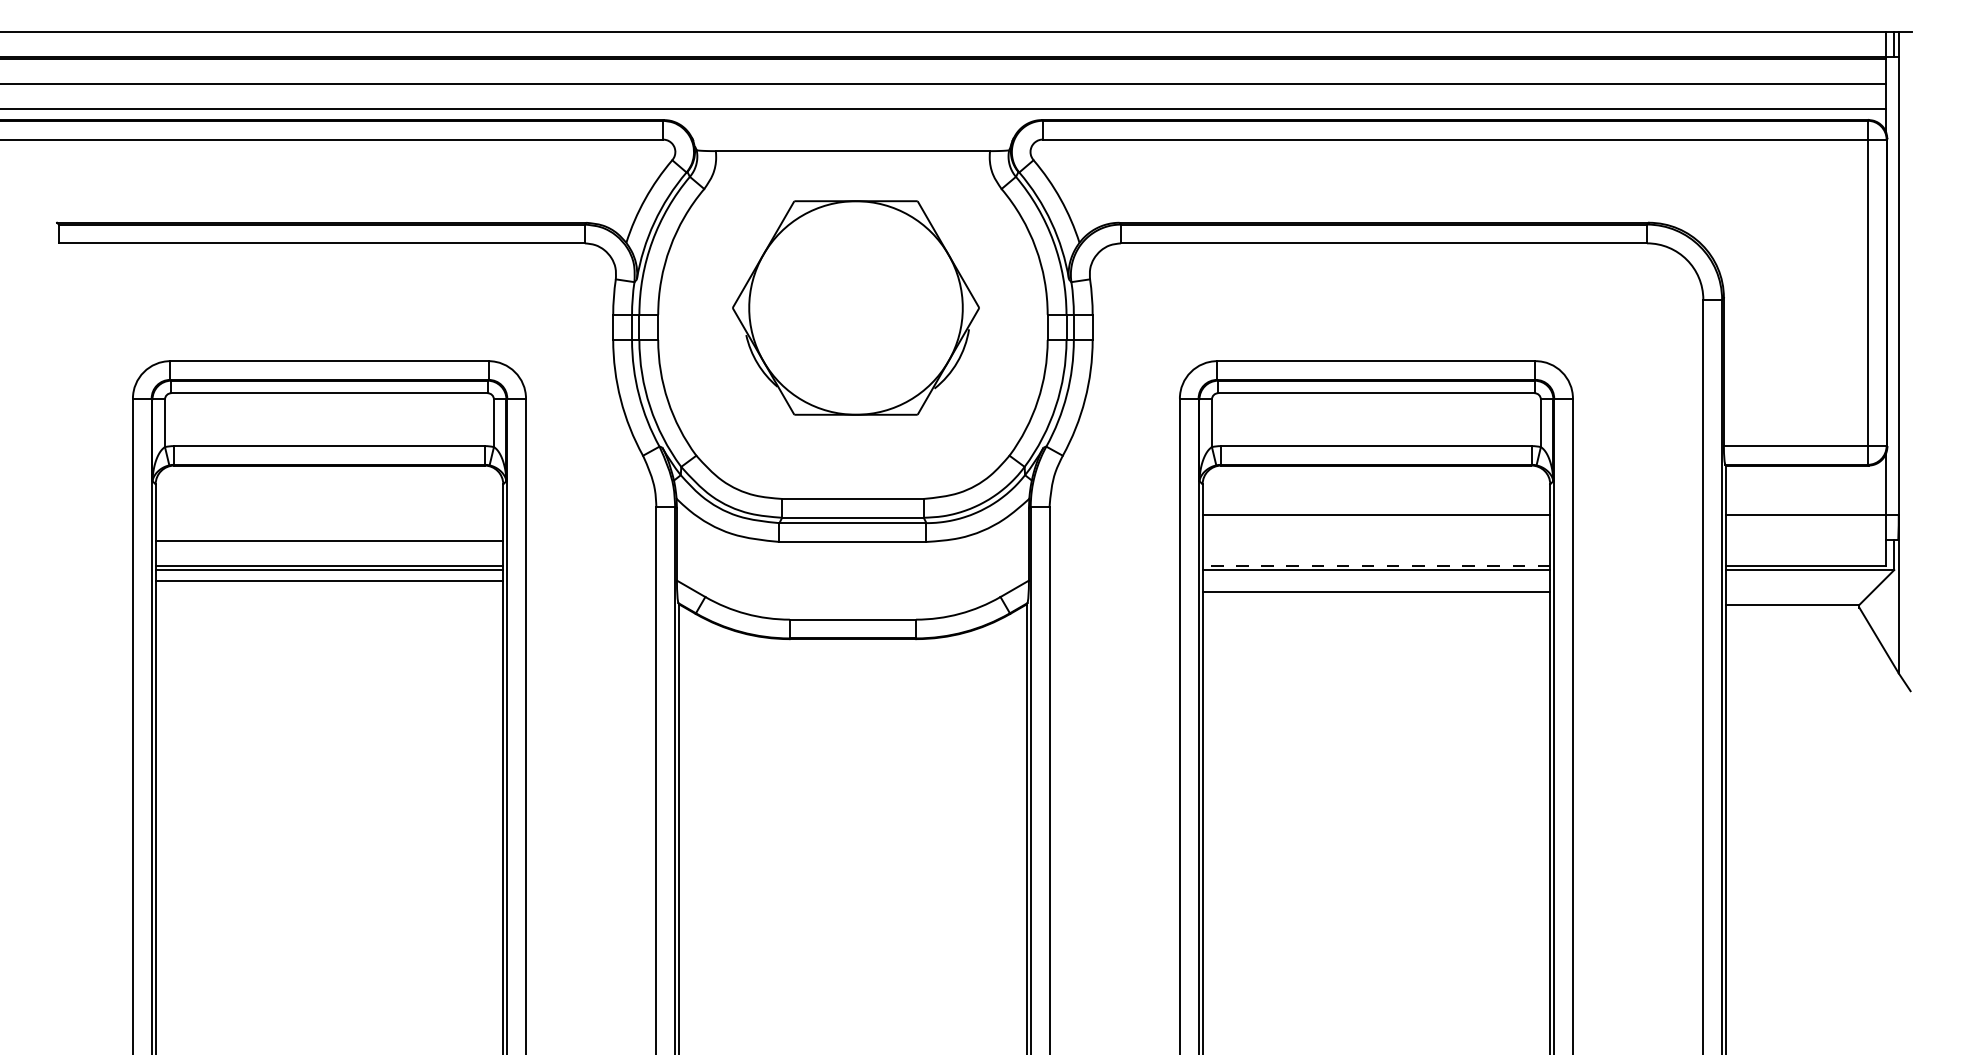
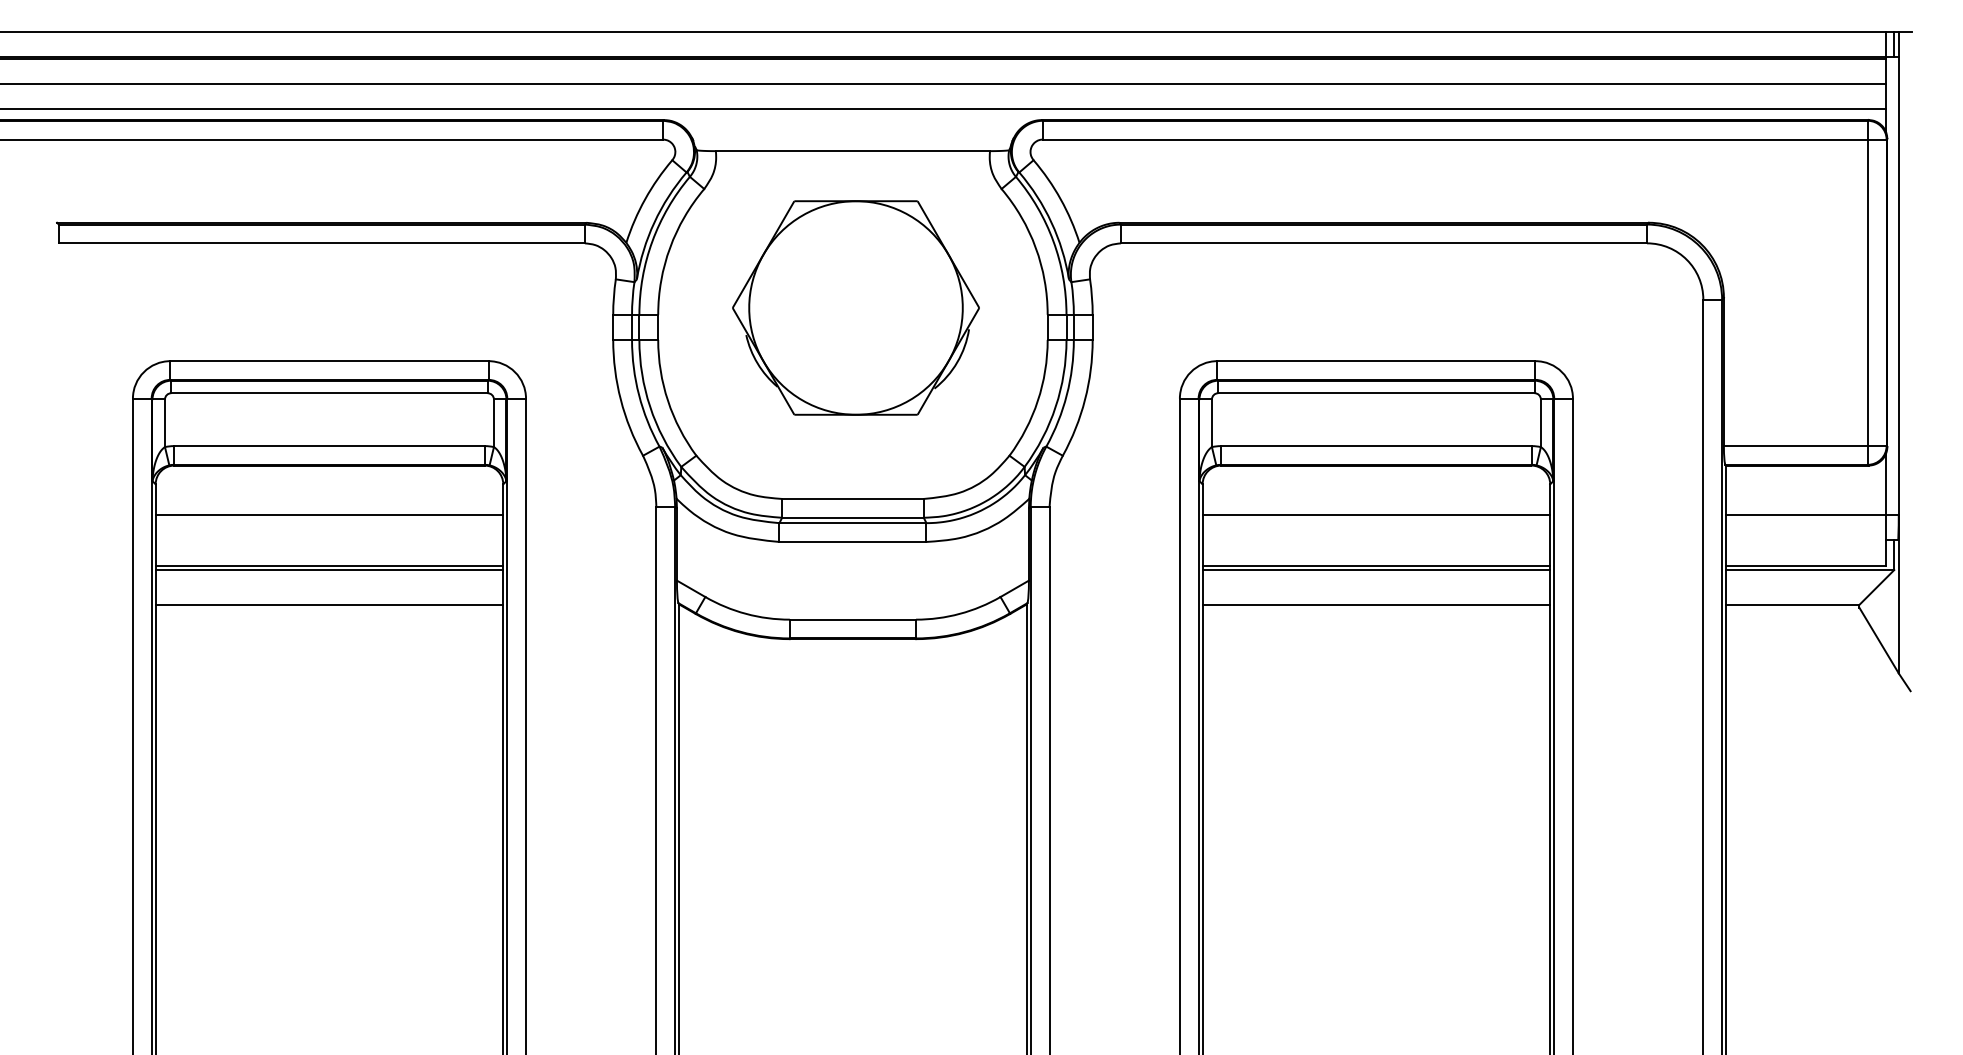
line position: (329, 541) -> (329, 515) (329, 515)
line: dashed -> solid (1376, 565)
line position: (329, 581) -> (329, 605) (329, 605)
line position: (1376, 592) -> (1376, 605) (1376, 605)
